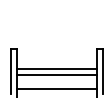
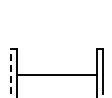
line: present -> none (56, 68)
line: solid -> dashed (11, 70)
line: present -> none (56, 89)
